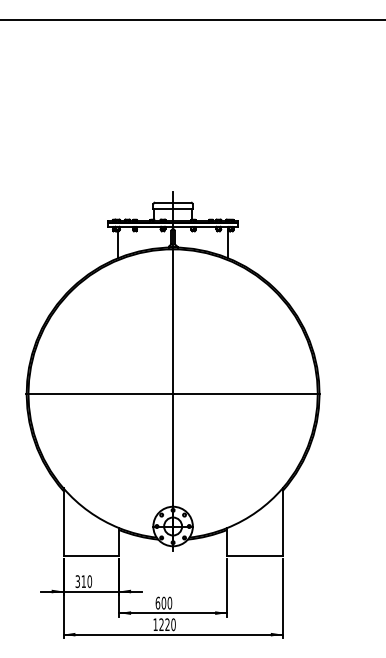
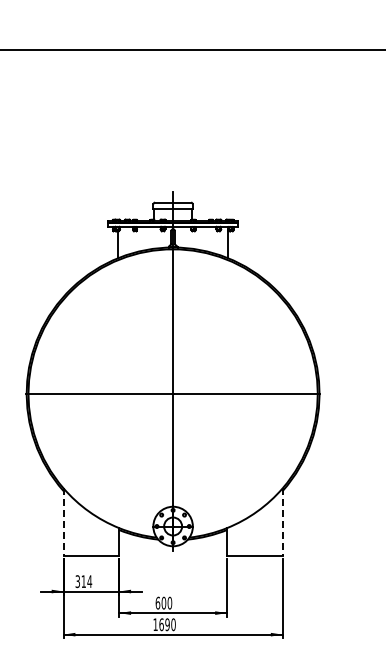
line position: (192, 19) -> (192, 49) (192, 49)
line: solid -> dashed (63, 521)
line: solid -> dashed (282, 521)
text: 310 -> 314 (89, 581)
text: 1220 -> 1690 (164, 624)
